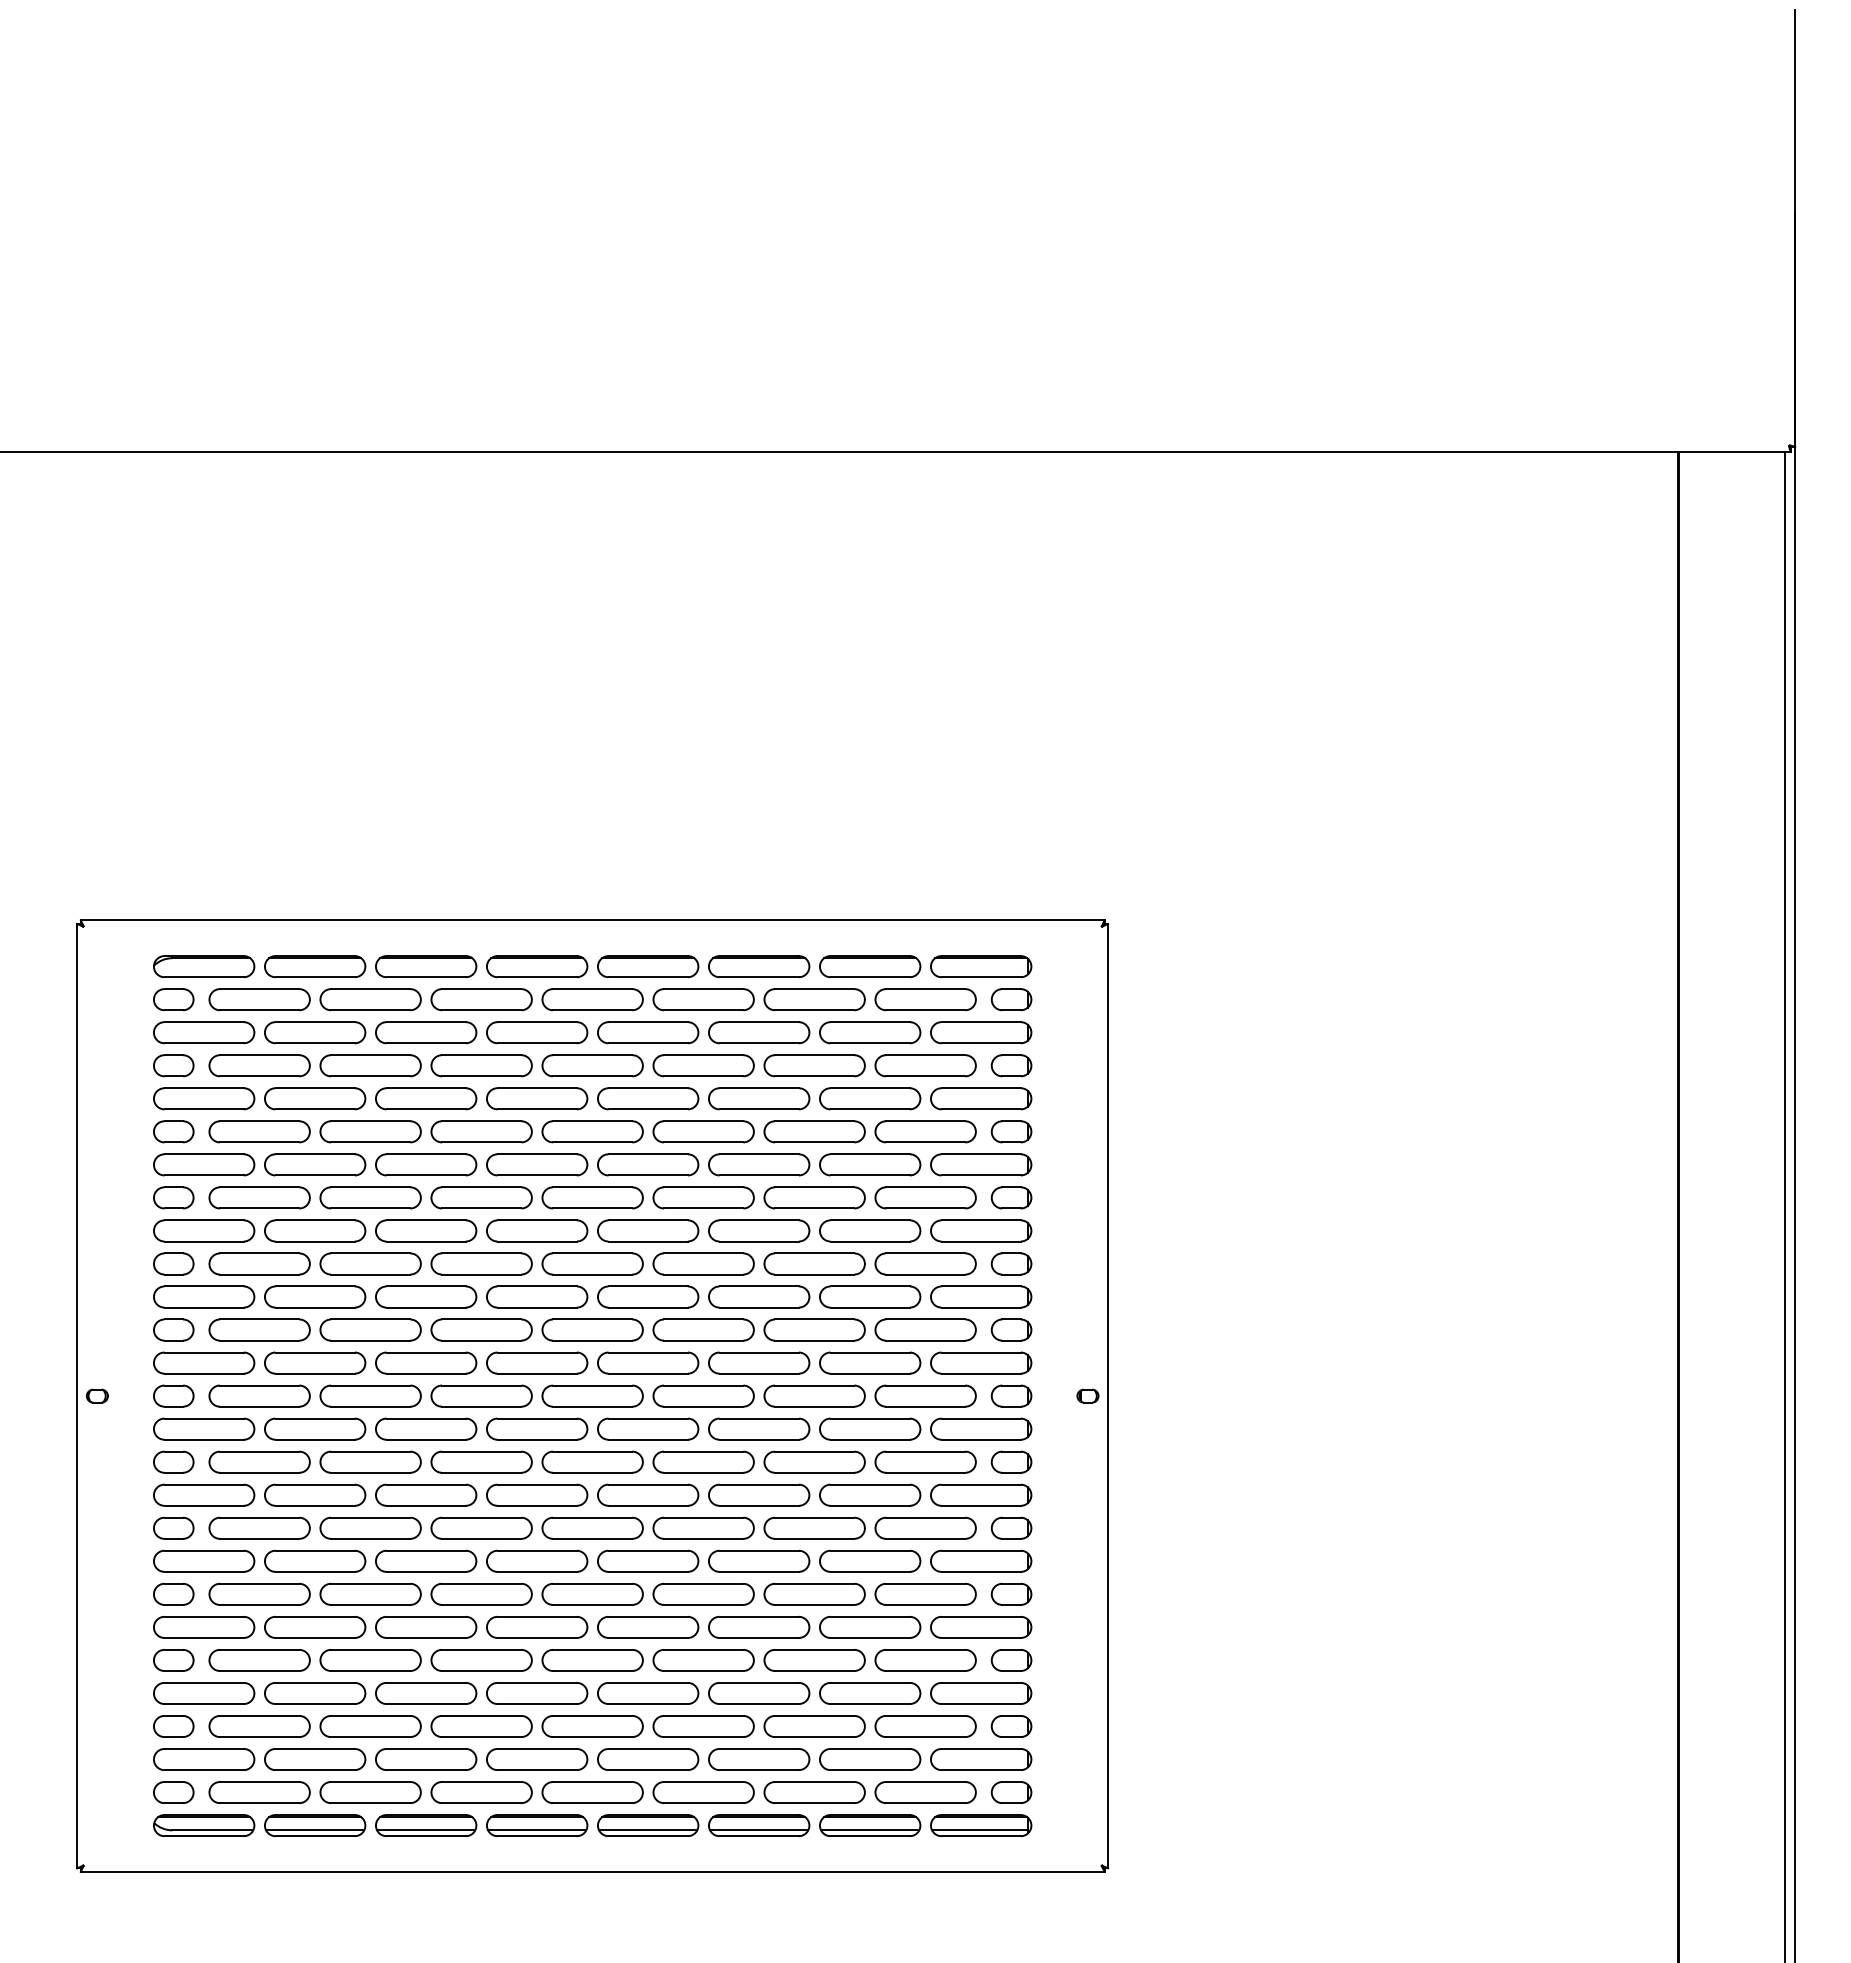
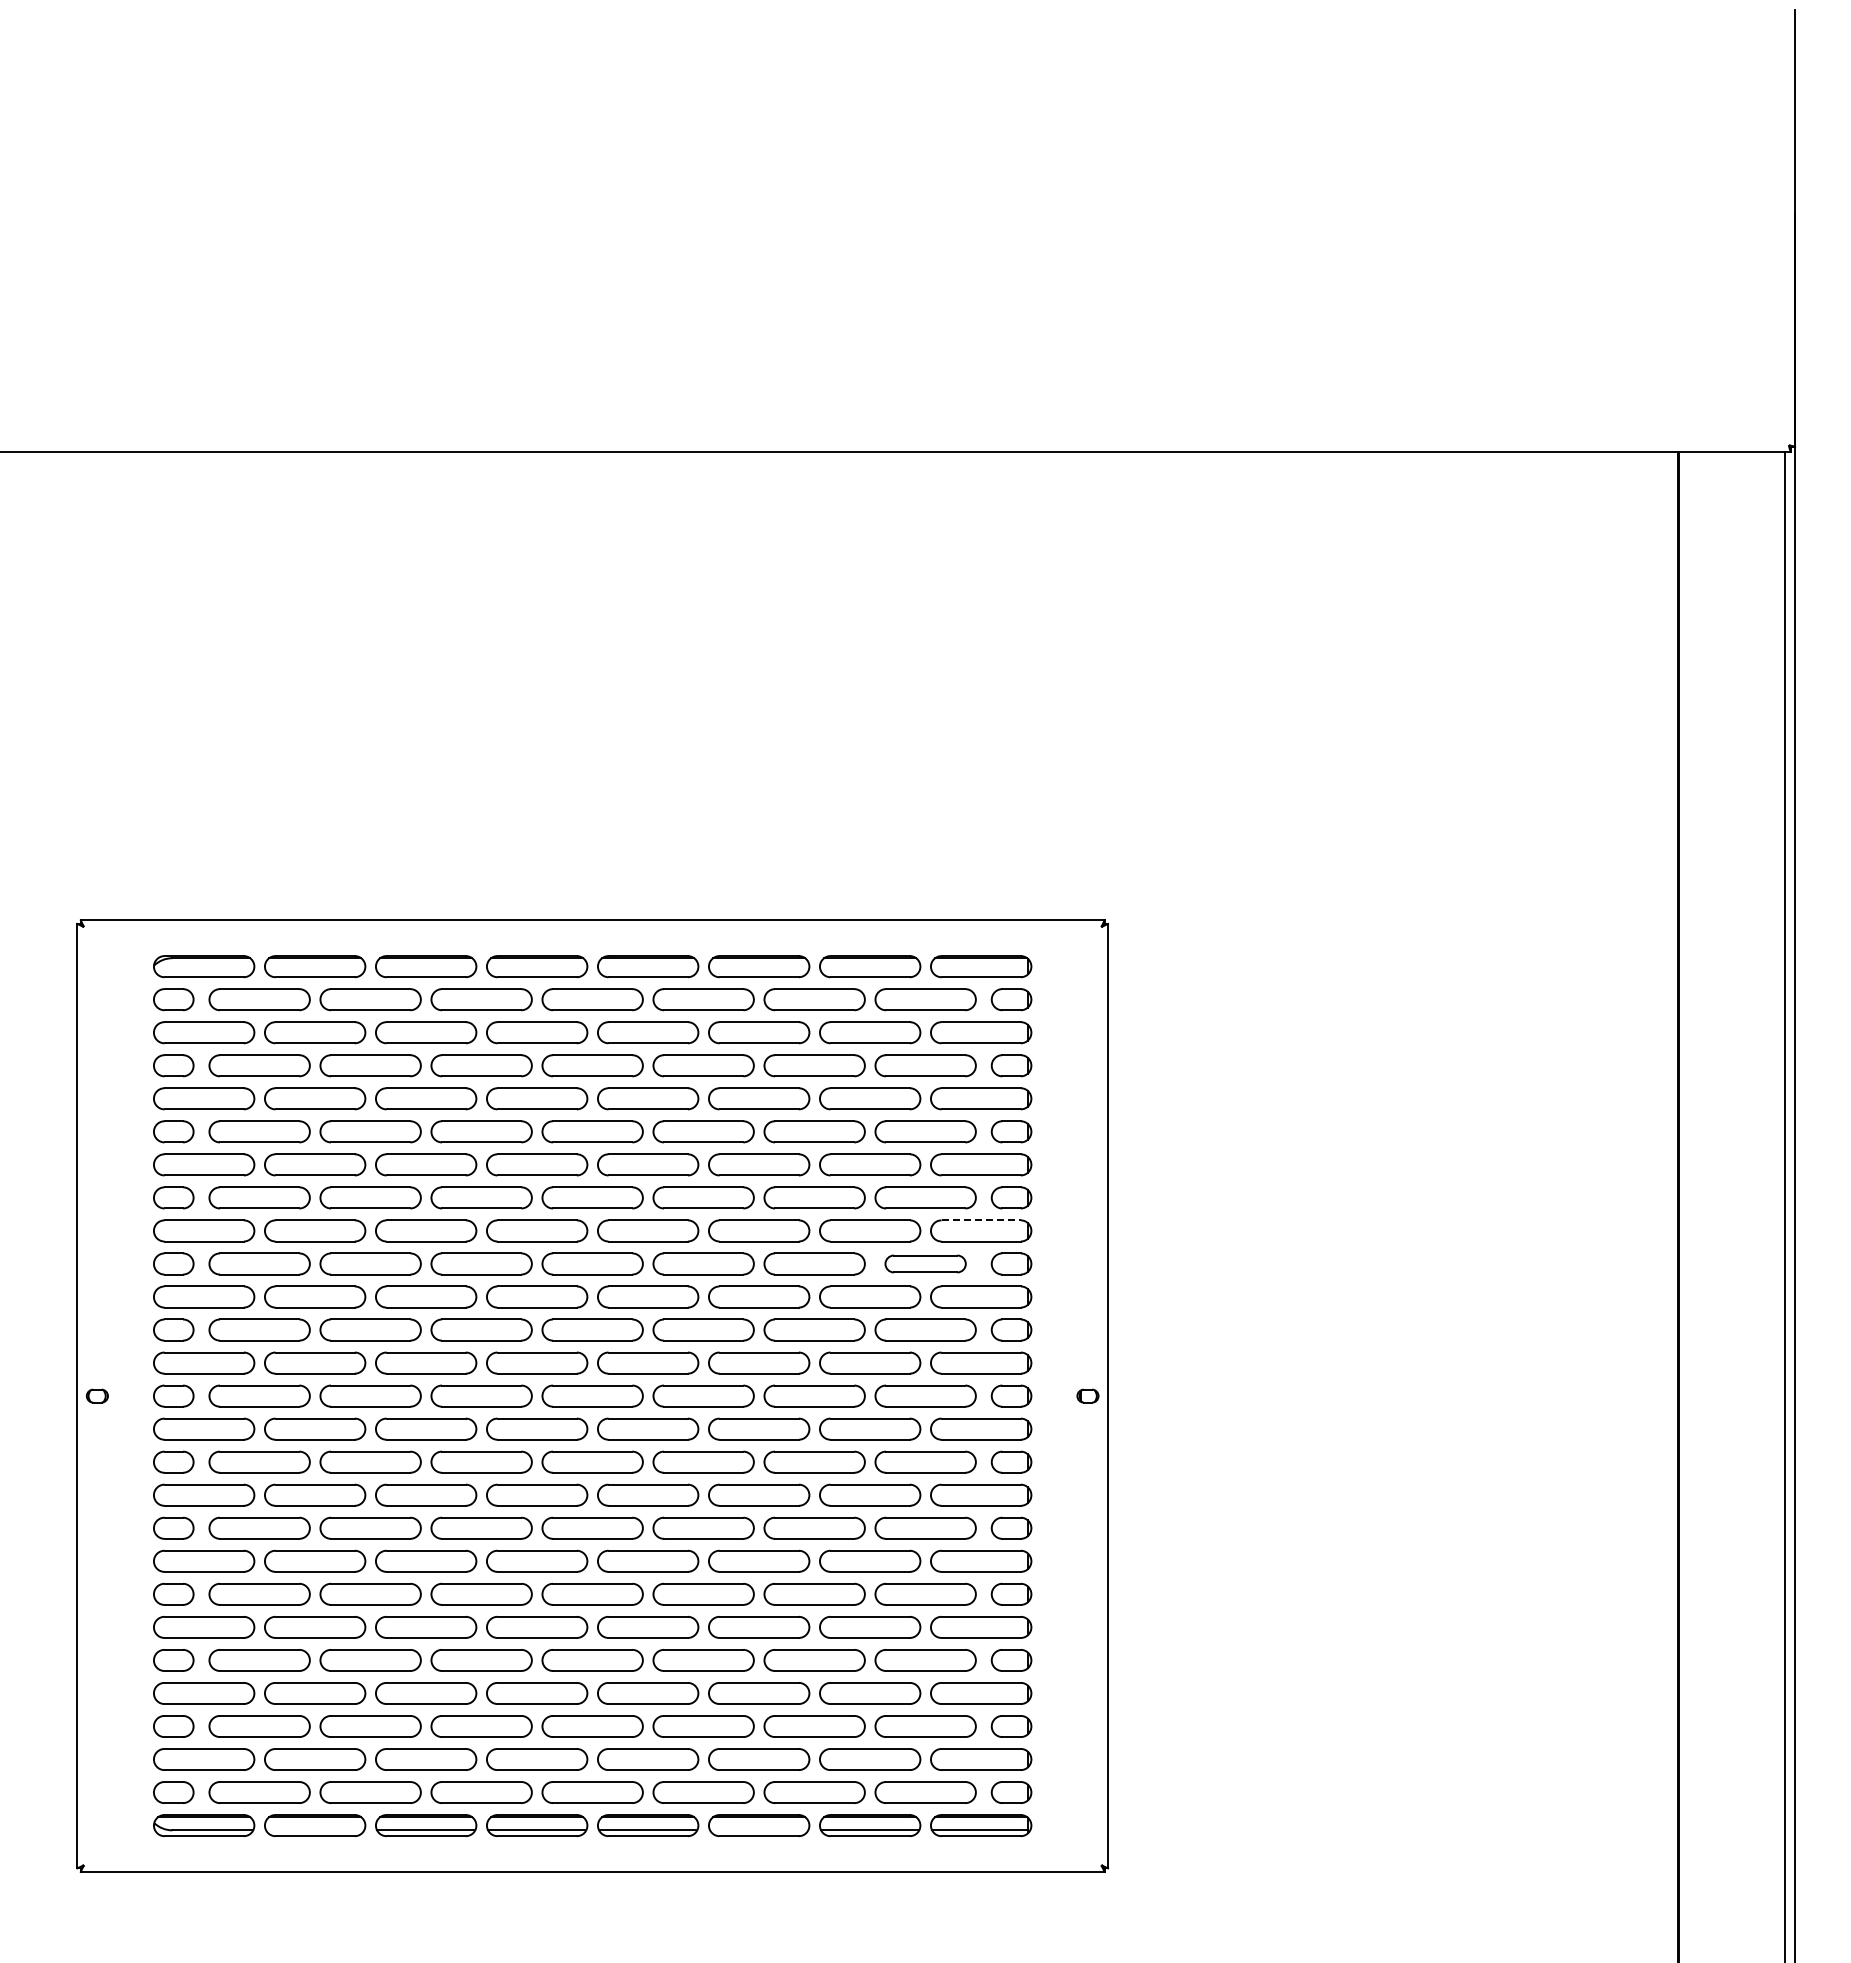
line: solid -> dashed (981, 1220)
part size: 103x24 px -> 83x20 px (925, 1263)
line: present -> none (315, 1830)
line: present -> none (759, 1830)
